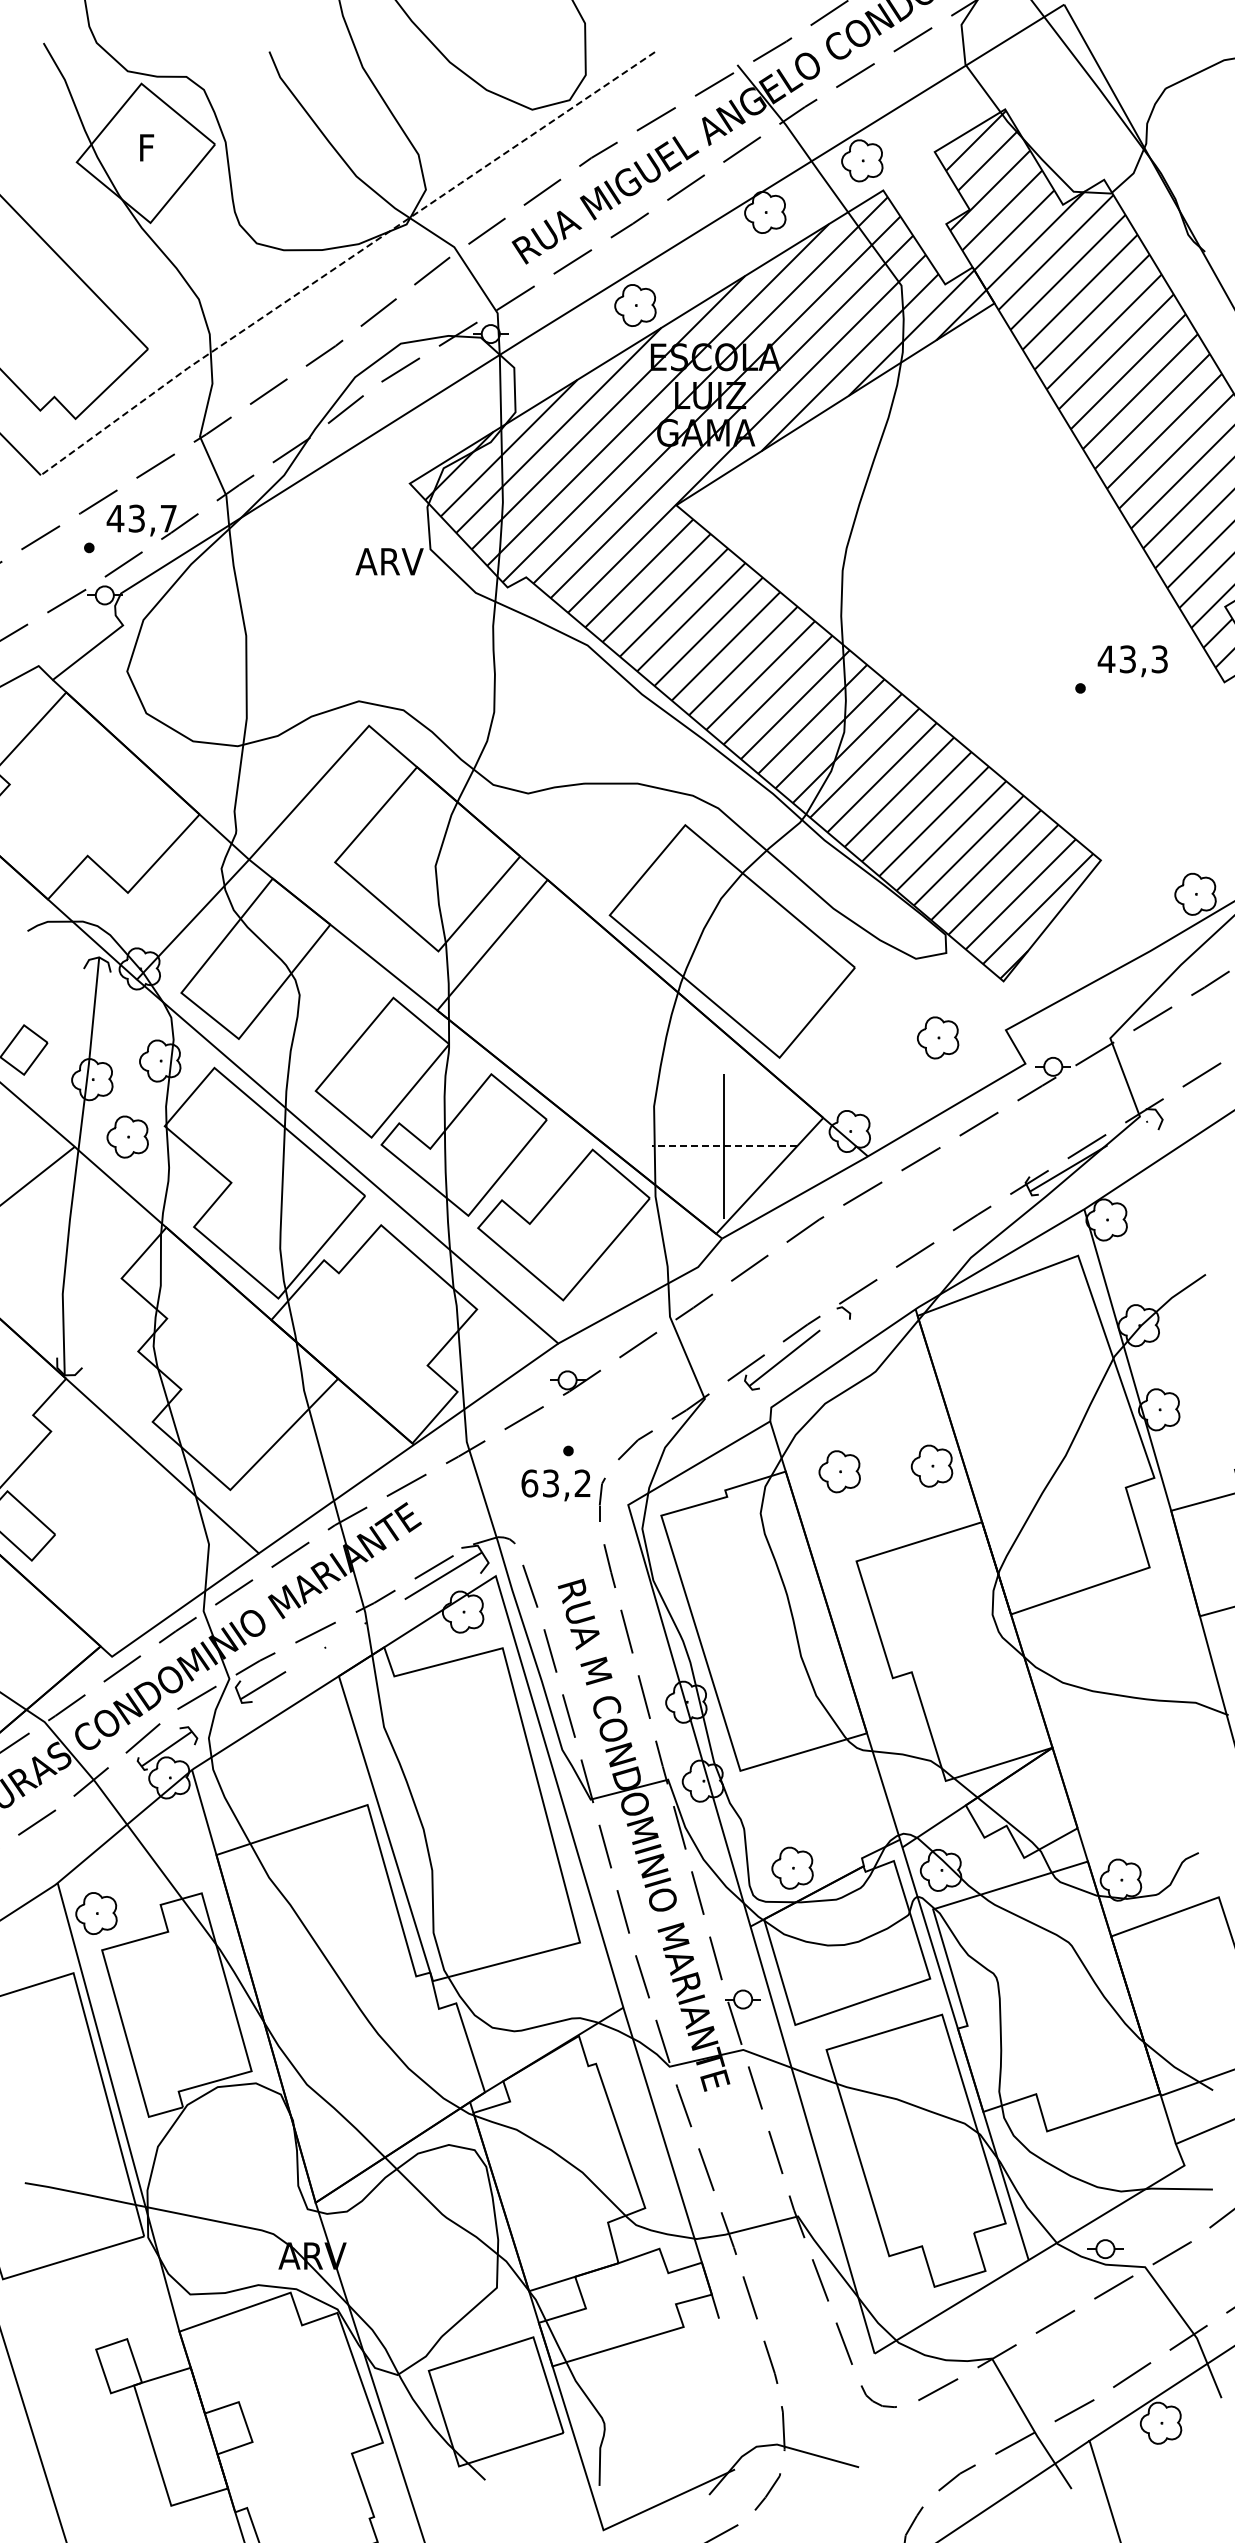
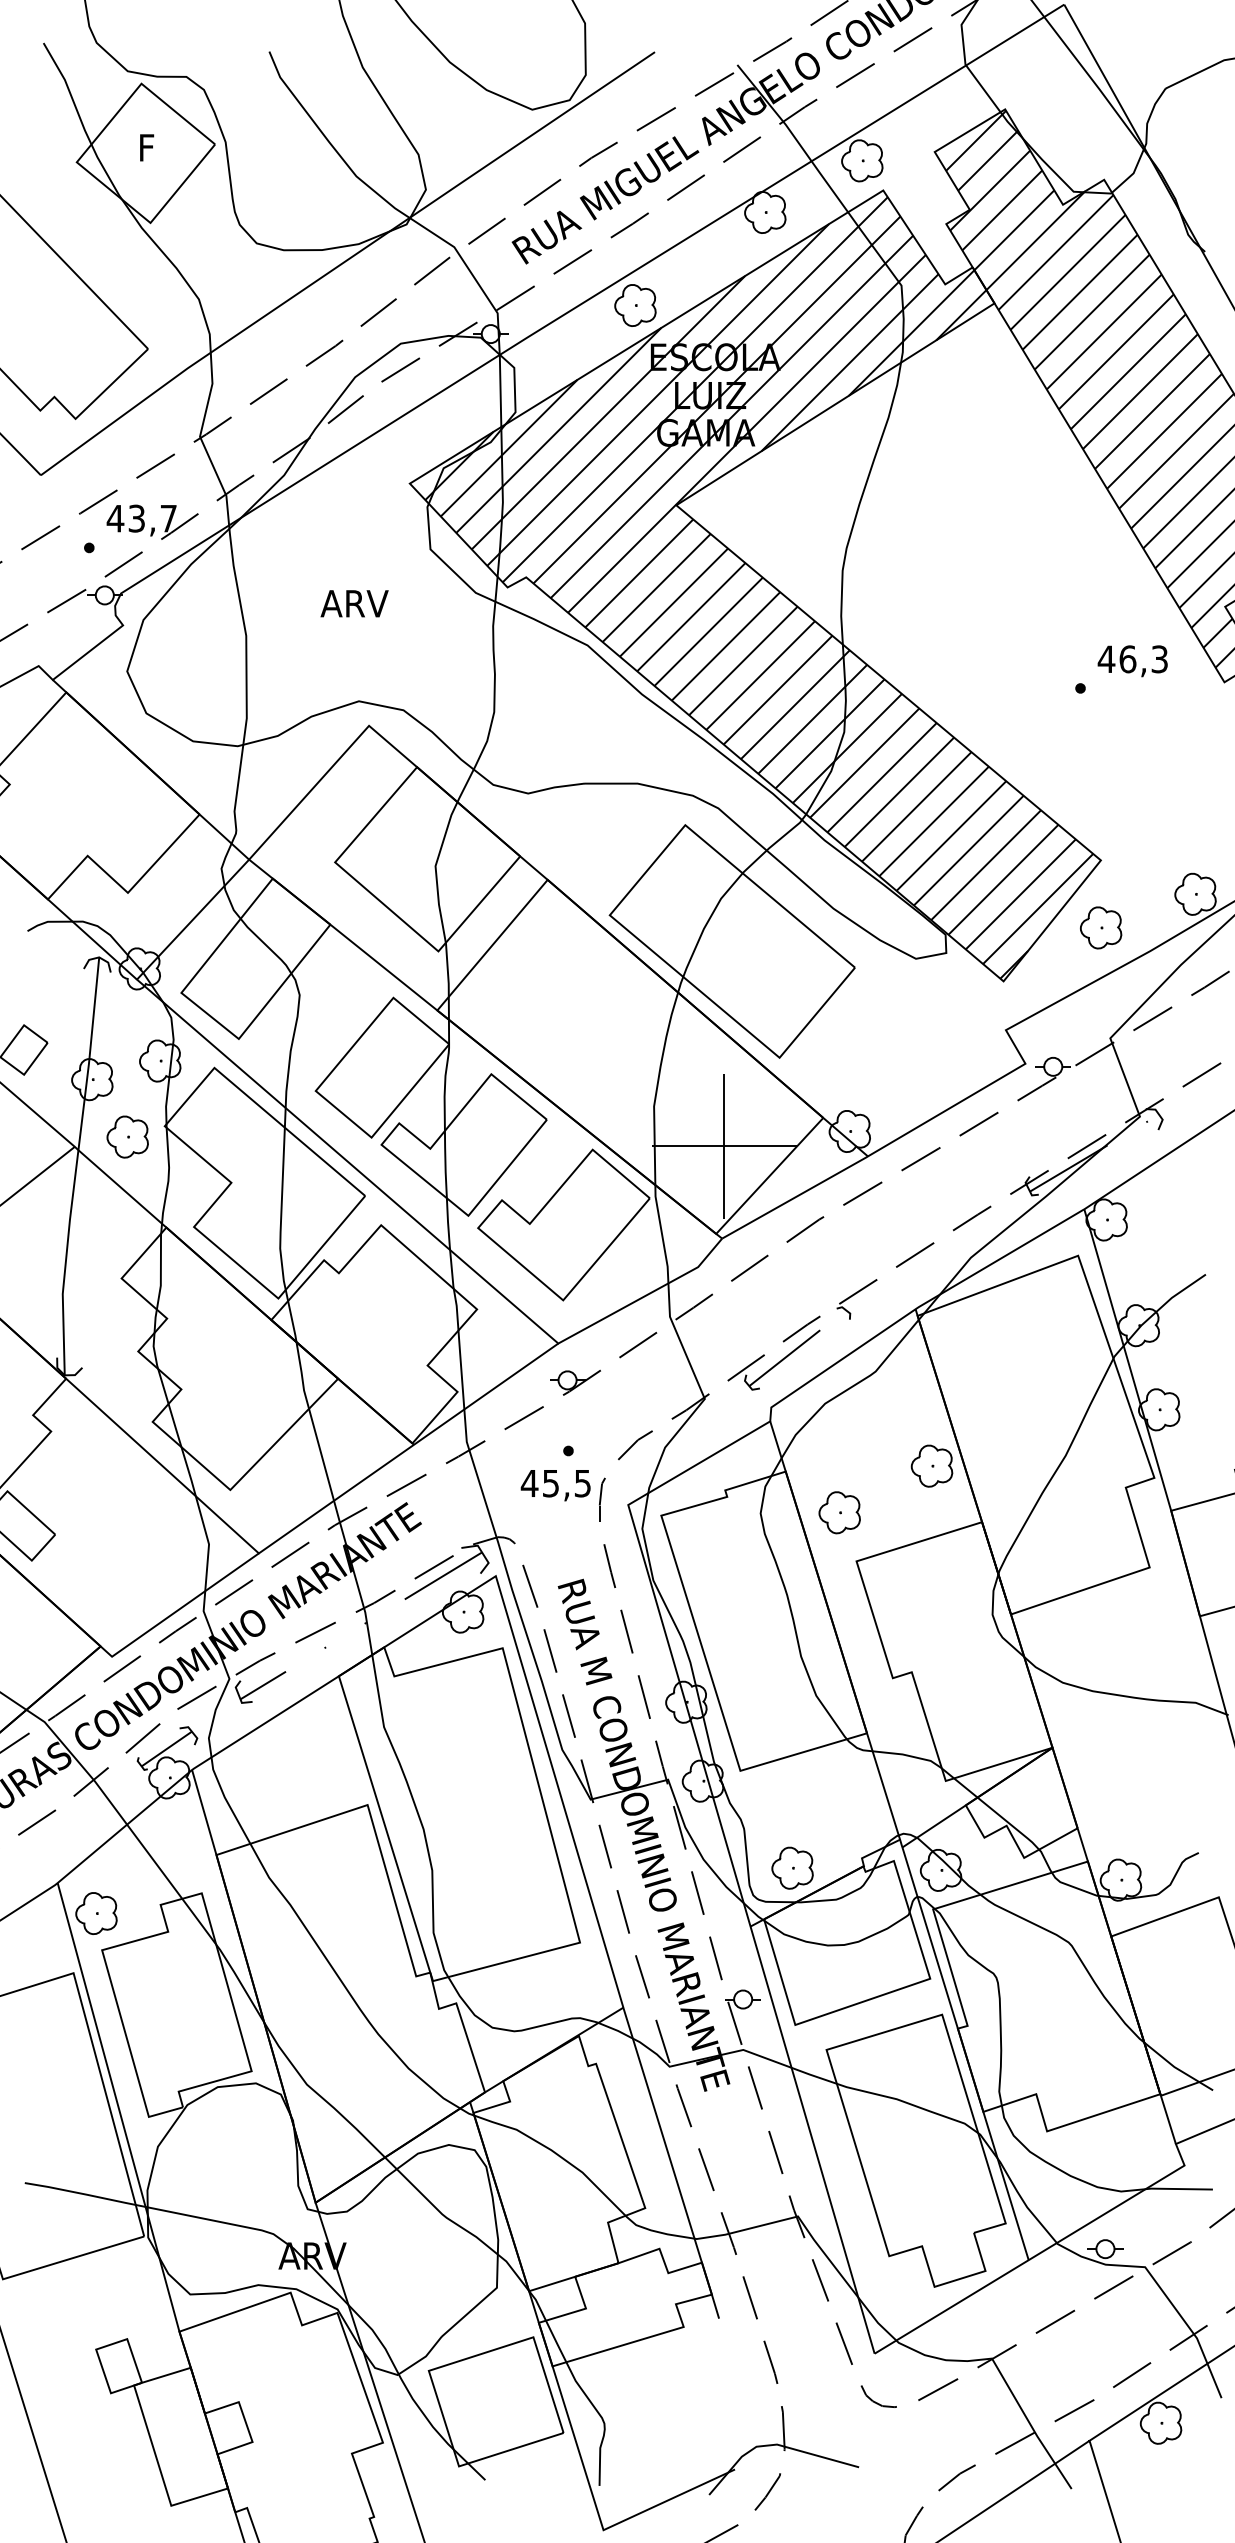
line: dashed -> solid (345, 261)
text position: (389, 561) -> (354, 603) (354, 603)
text: 43,3 -> 46,3 (1127, 659)
part position: (938, 1037) -> (1101, 927) (1101, 927)
line: dashed -> solid (723, 1146)
part position: (839, 1471) -> (839, 1512) (839, 1512)
text: 63,2 -> 45,5 (555, 1483)
